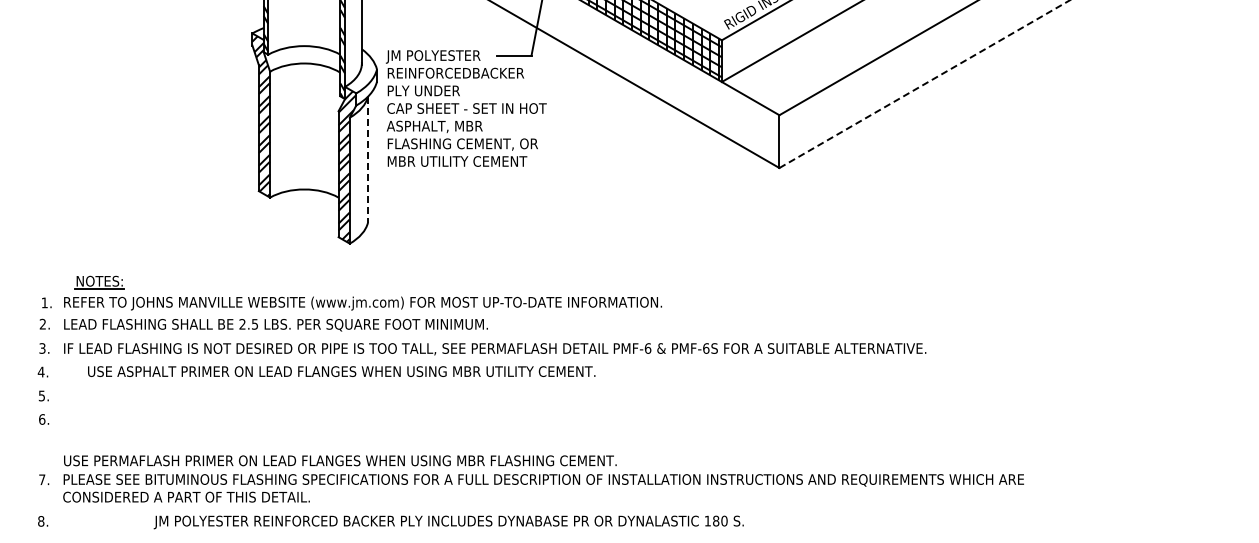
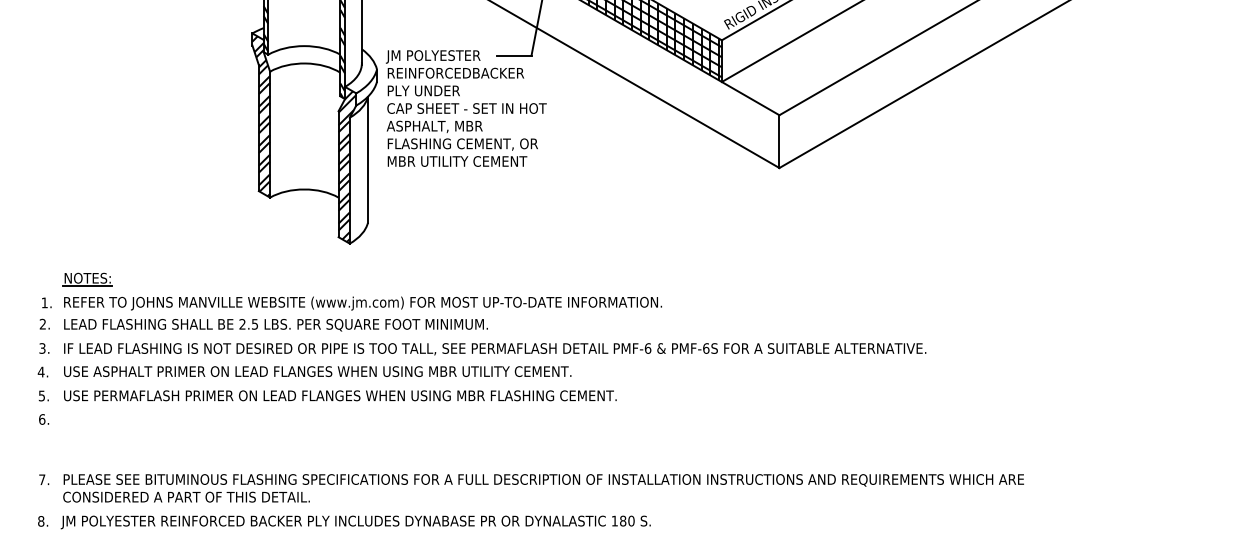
line: dashed -> solid (924, 84)
line: dashed -> solid (368, 159)
part position: (99, 282) -> (87, 279) (87, 279)
text position: (341, 371) -> (317, 371) (317, 371)
text position: (340, 460) -> (340, 395) (340, 395)
text position: (448, 522) -> (355, 522) (355, 522)
